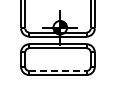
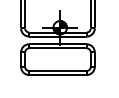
line: dashed -> solid (57, 70)
